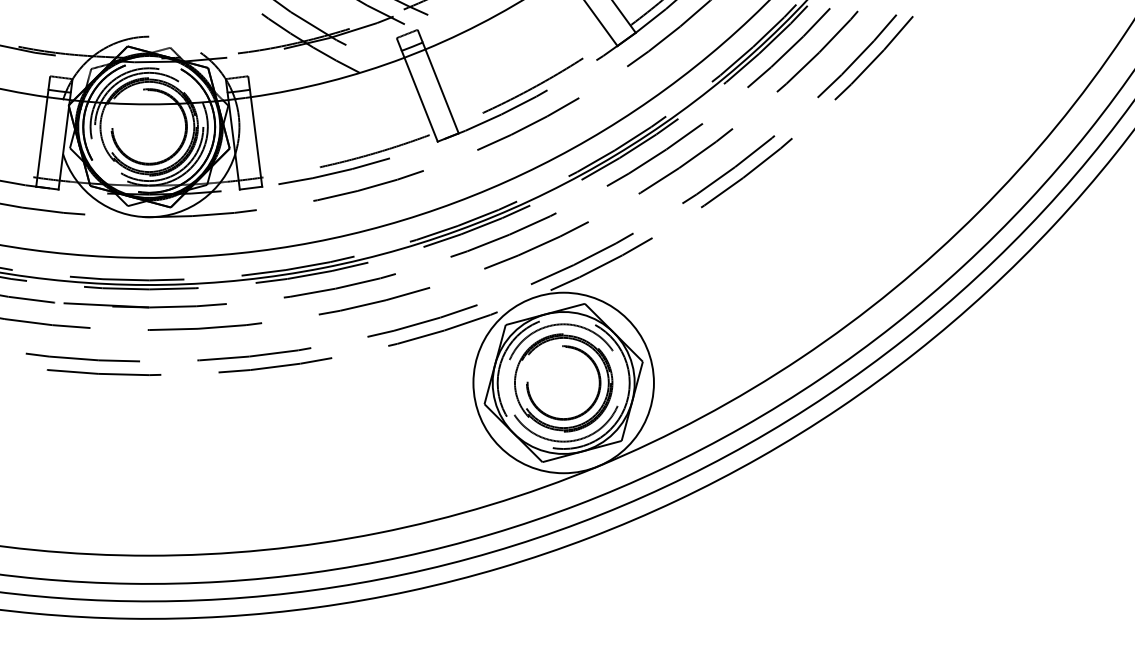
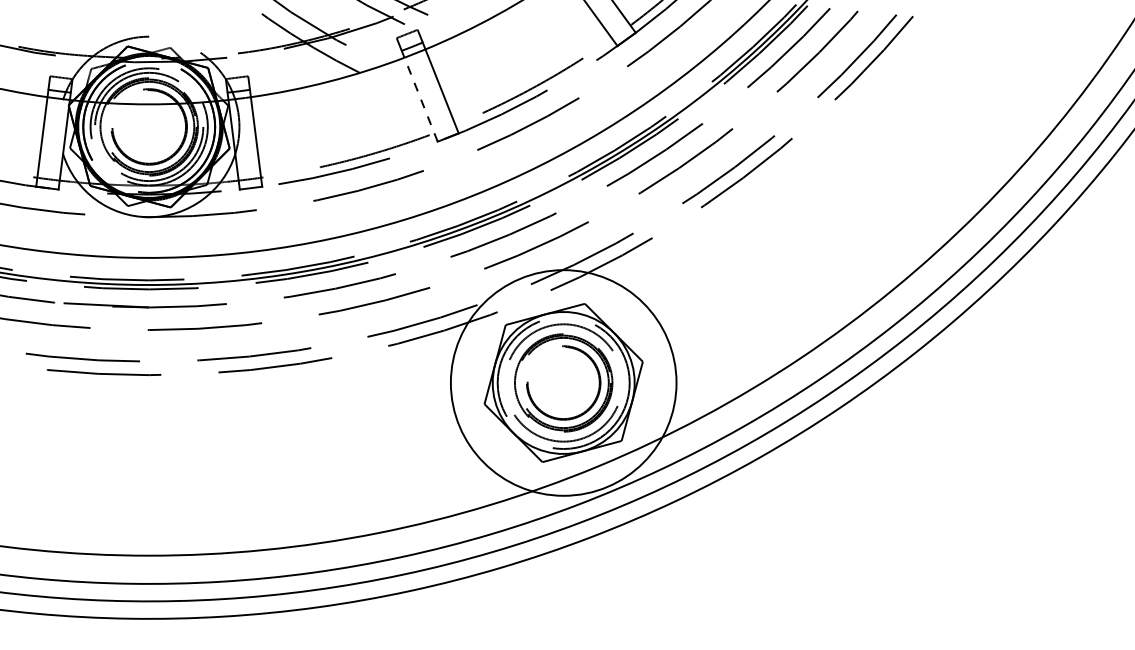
line: solid -> dashed (419, 96)
circle diameter: 181 px -> 226 px (563, 382)
